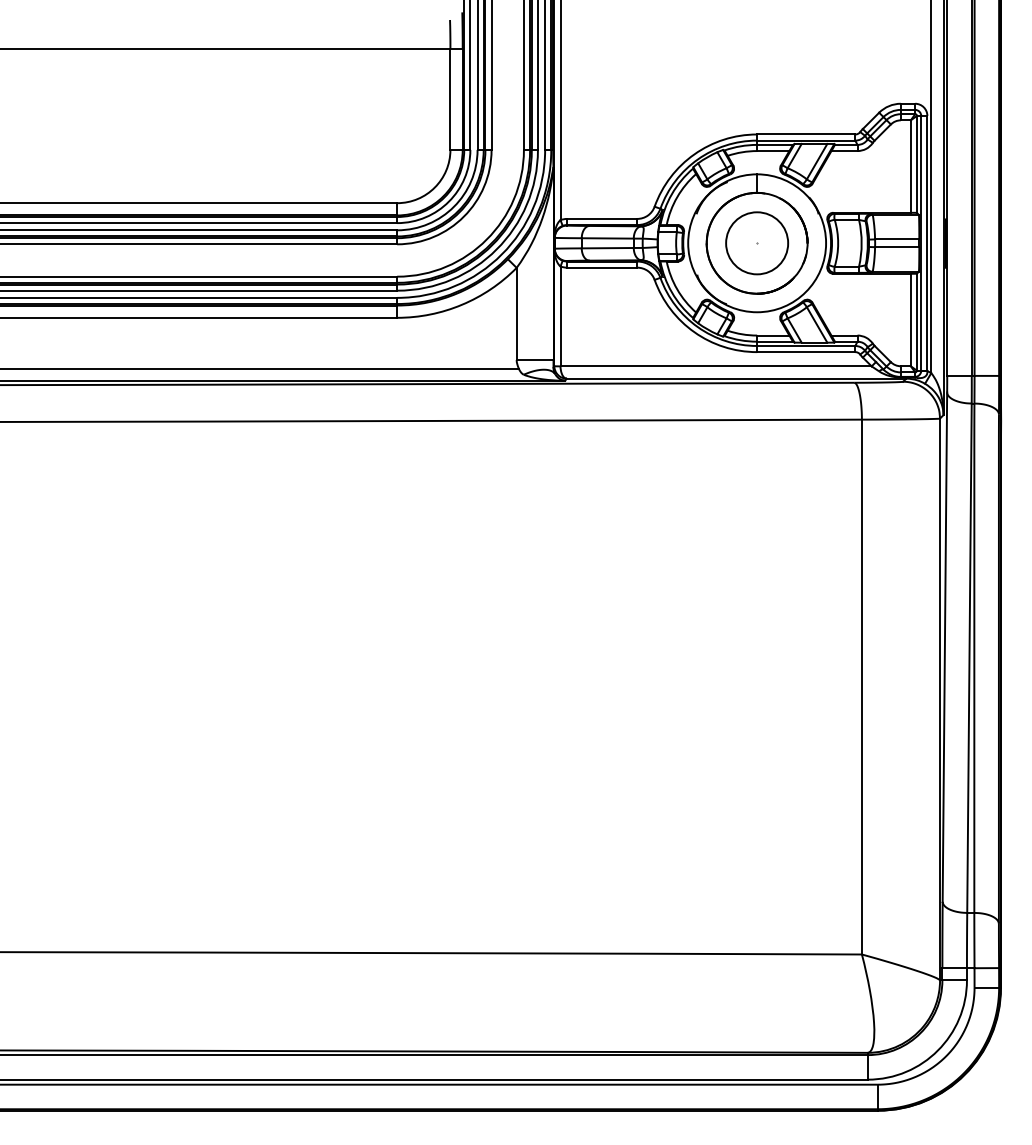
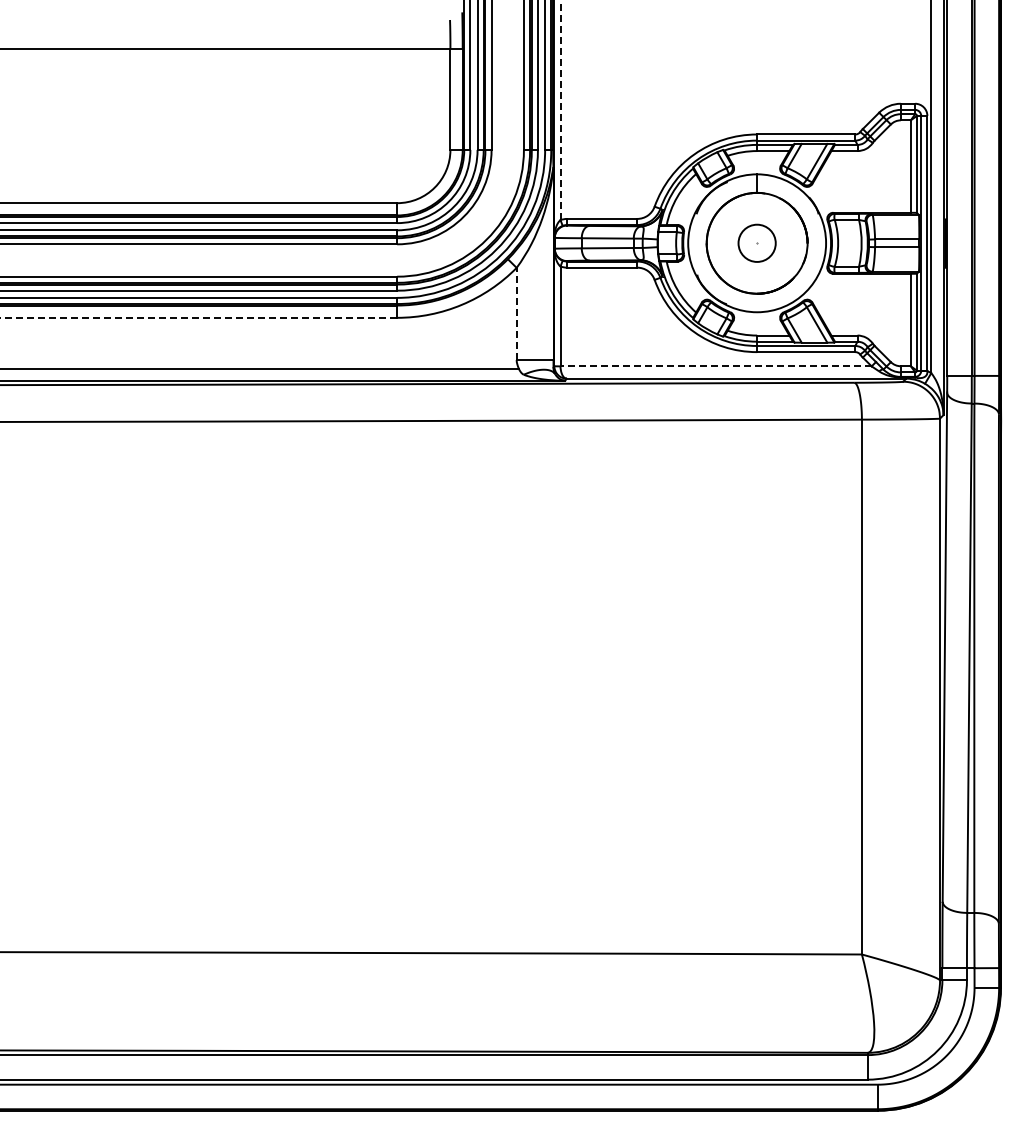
line: solid -> dashed (560, 110)
circle diameter: 62 px -> 37 px (756, 242)
line: solid -> dashed (516, 313)
line: solid -> dashed (198, 317)
line: solid -> dashed (716, 366)
